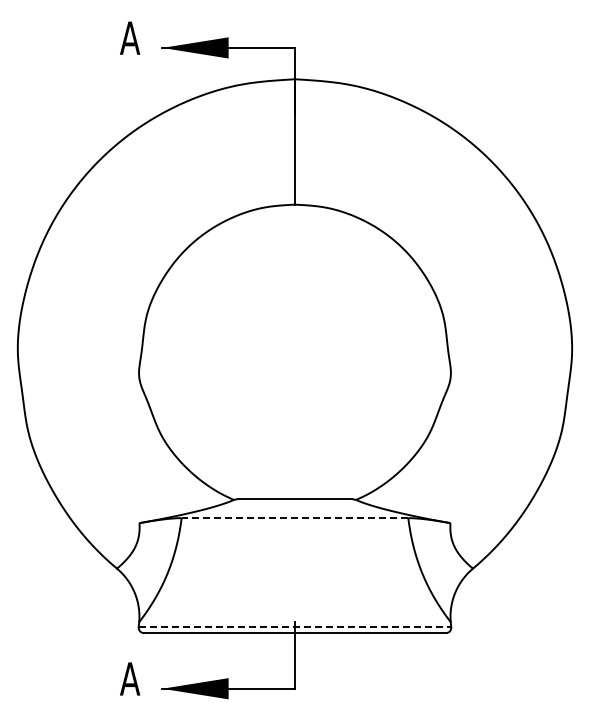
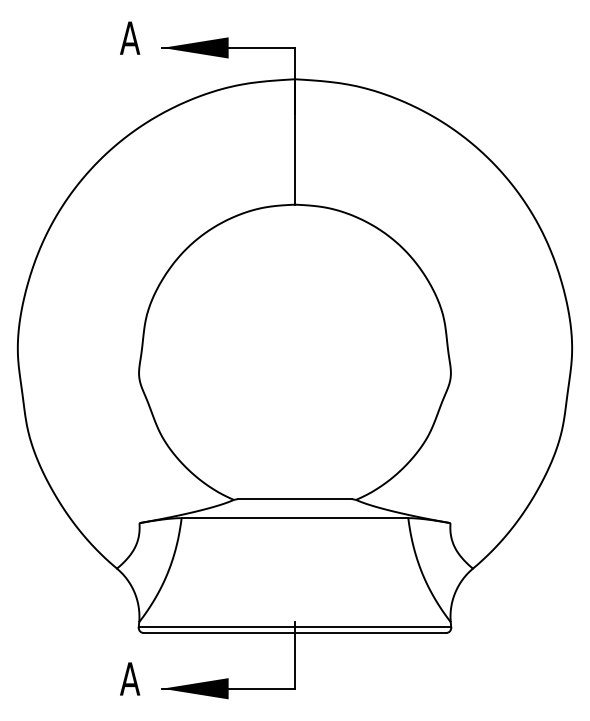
line: dashed -> solid (294, 518)
line: dashed -> solid (295, 627)
